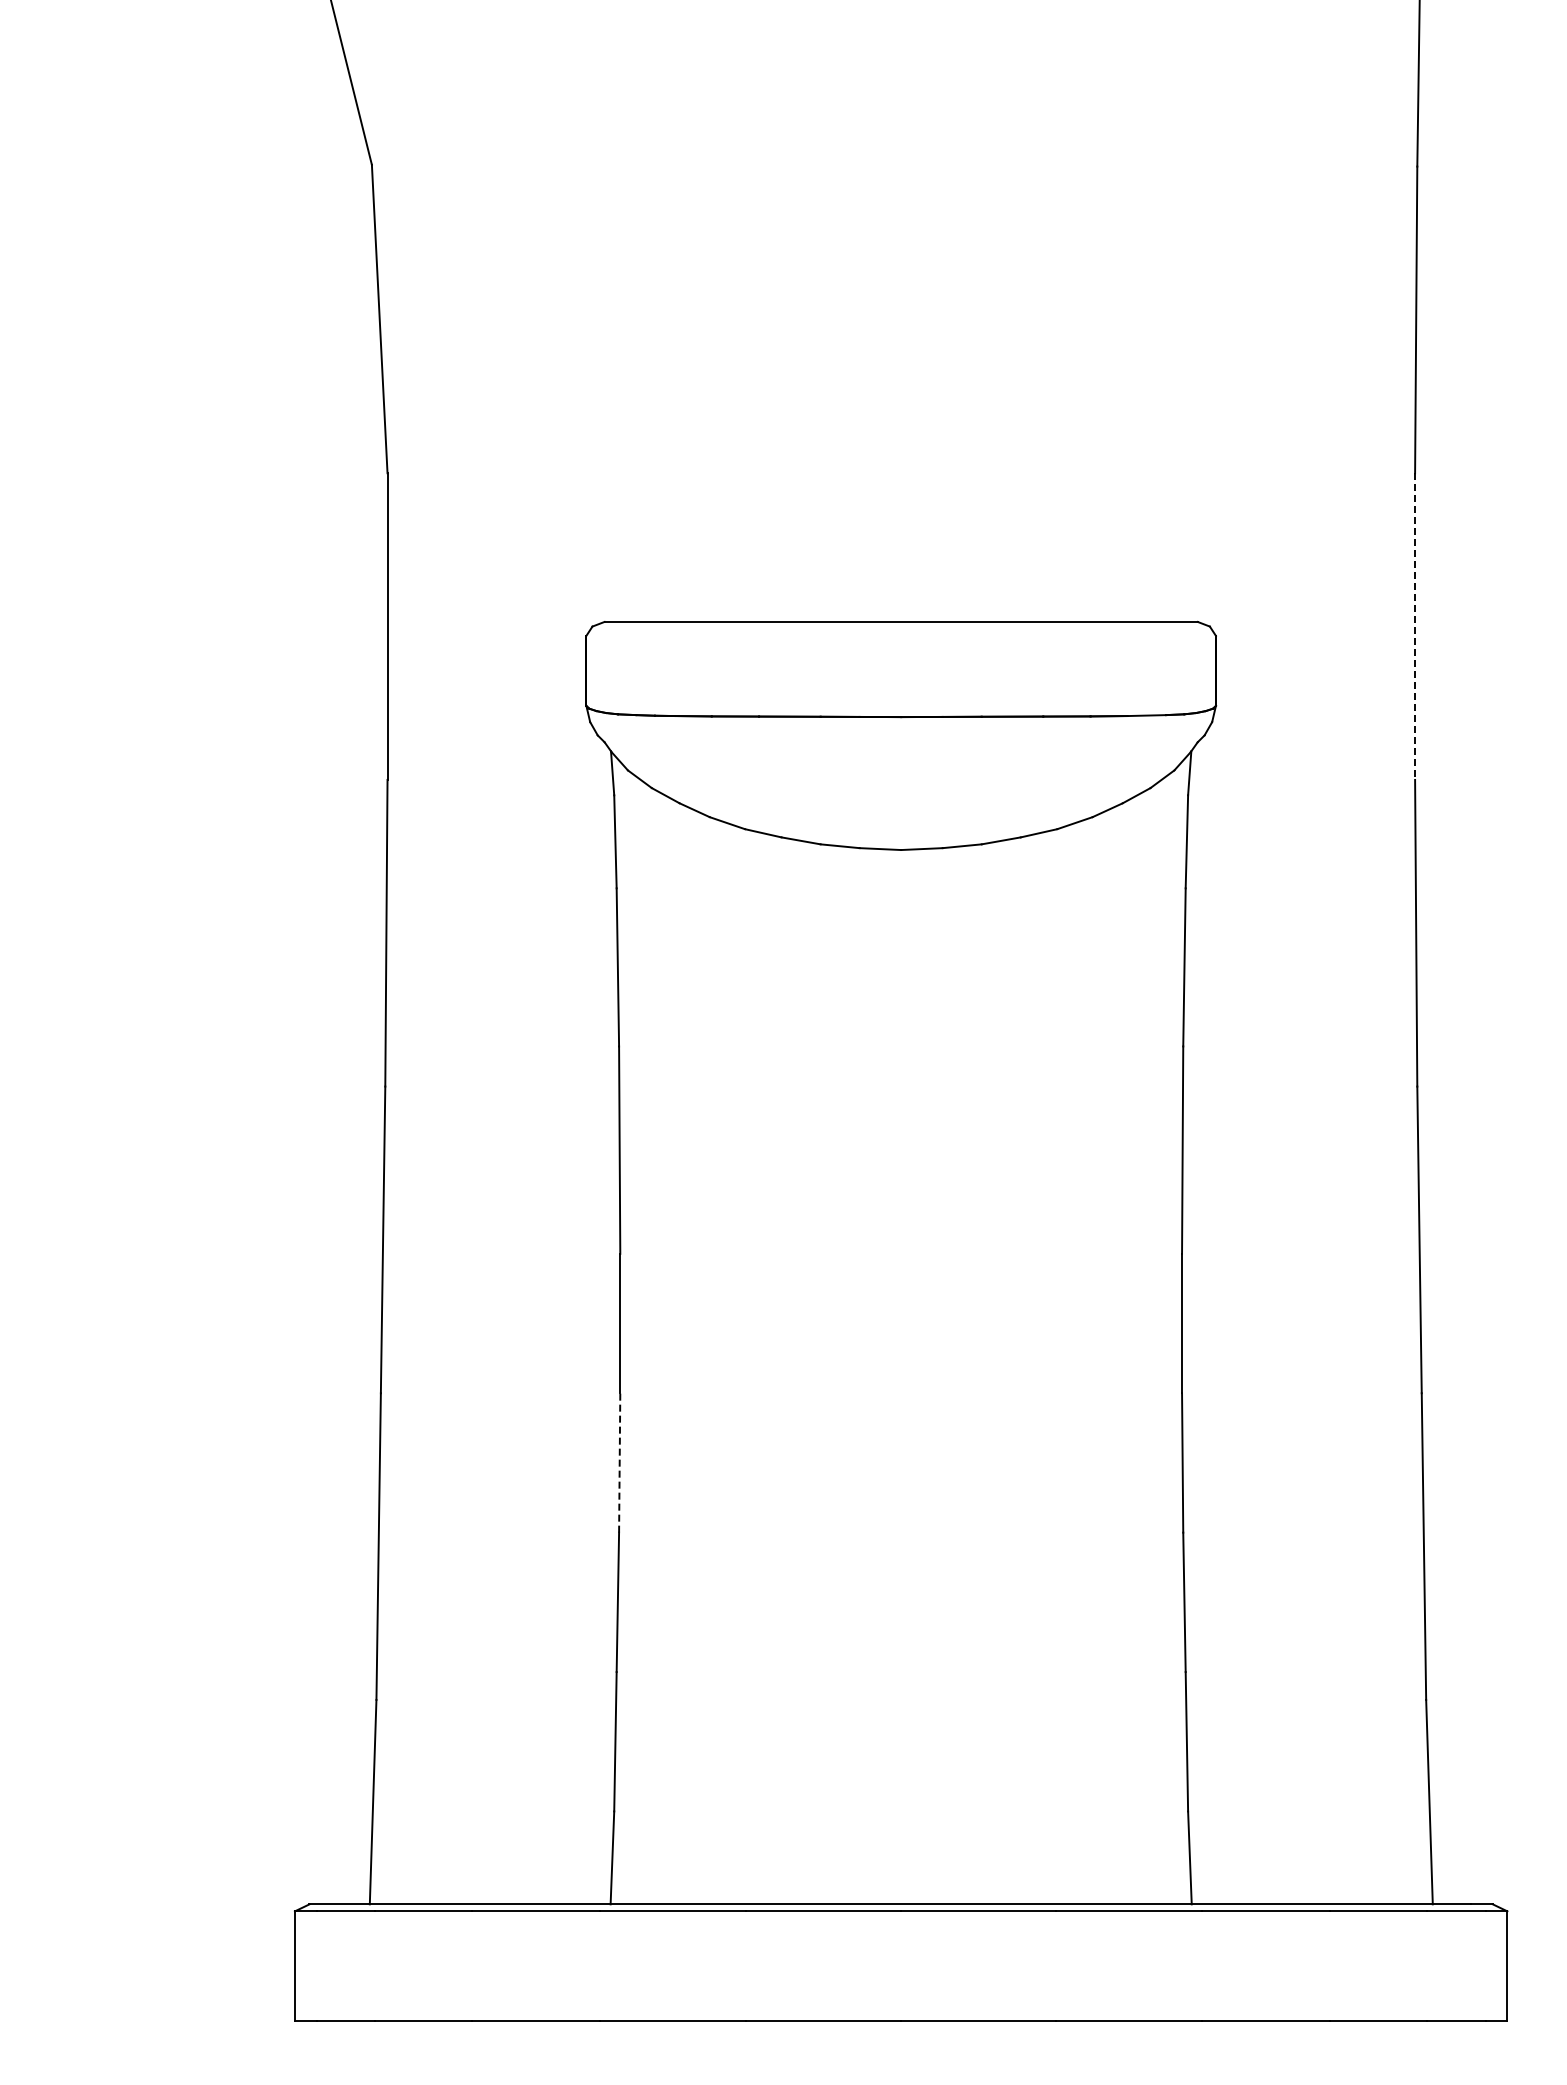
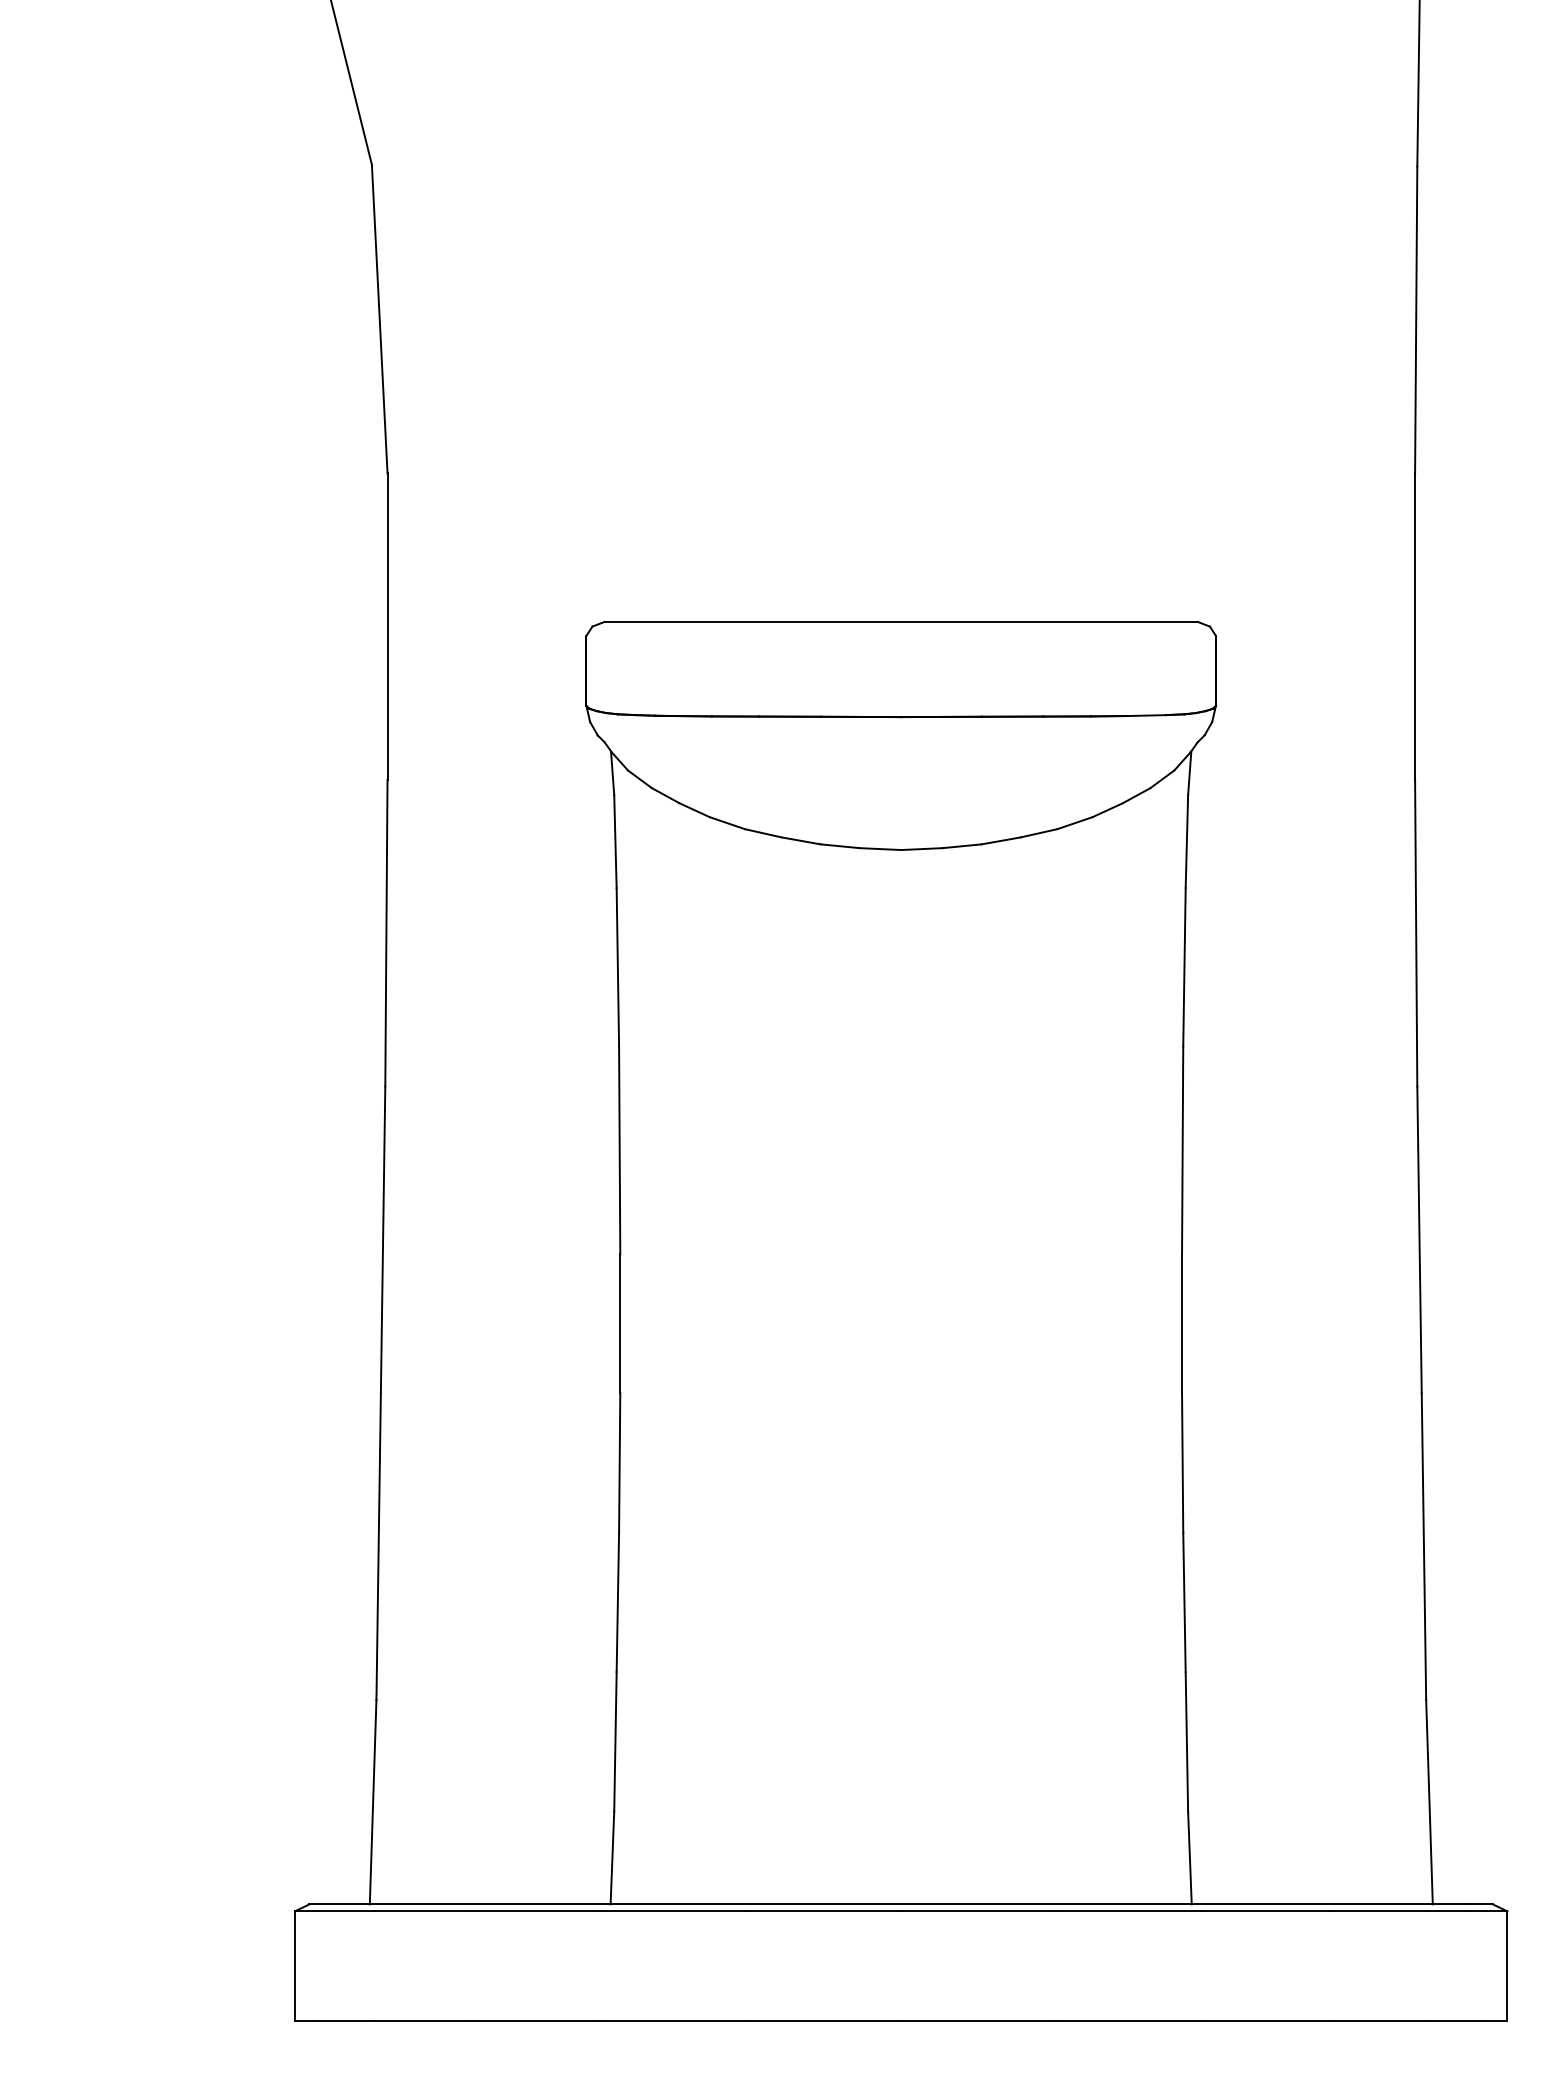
line: dashed -> solid (1415, 627)
line: dashed -> solid (619, 1462)
